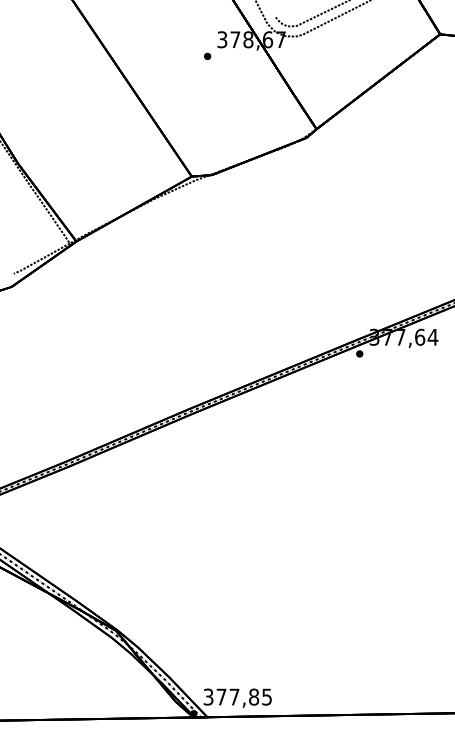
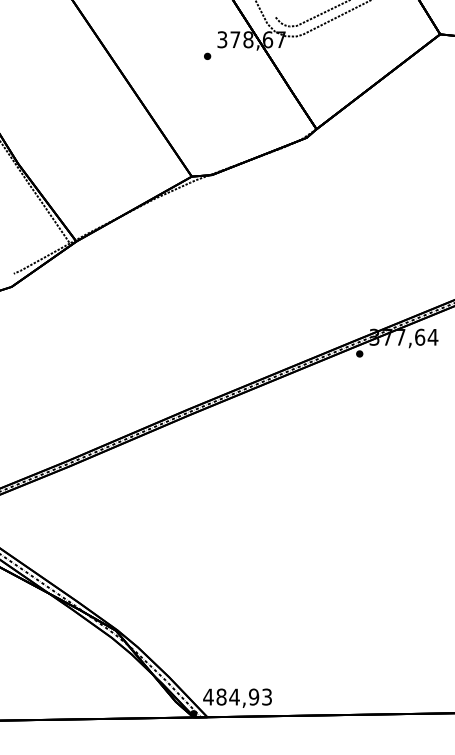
text: 377,85 -> 484,93 (237, 696)
